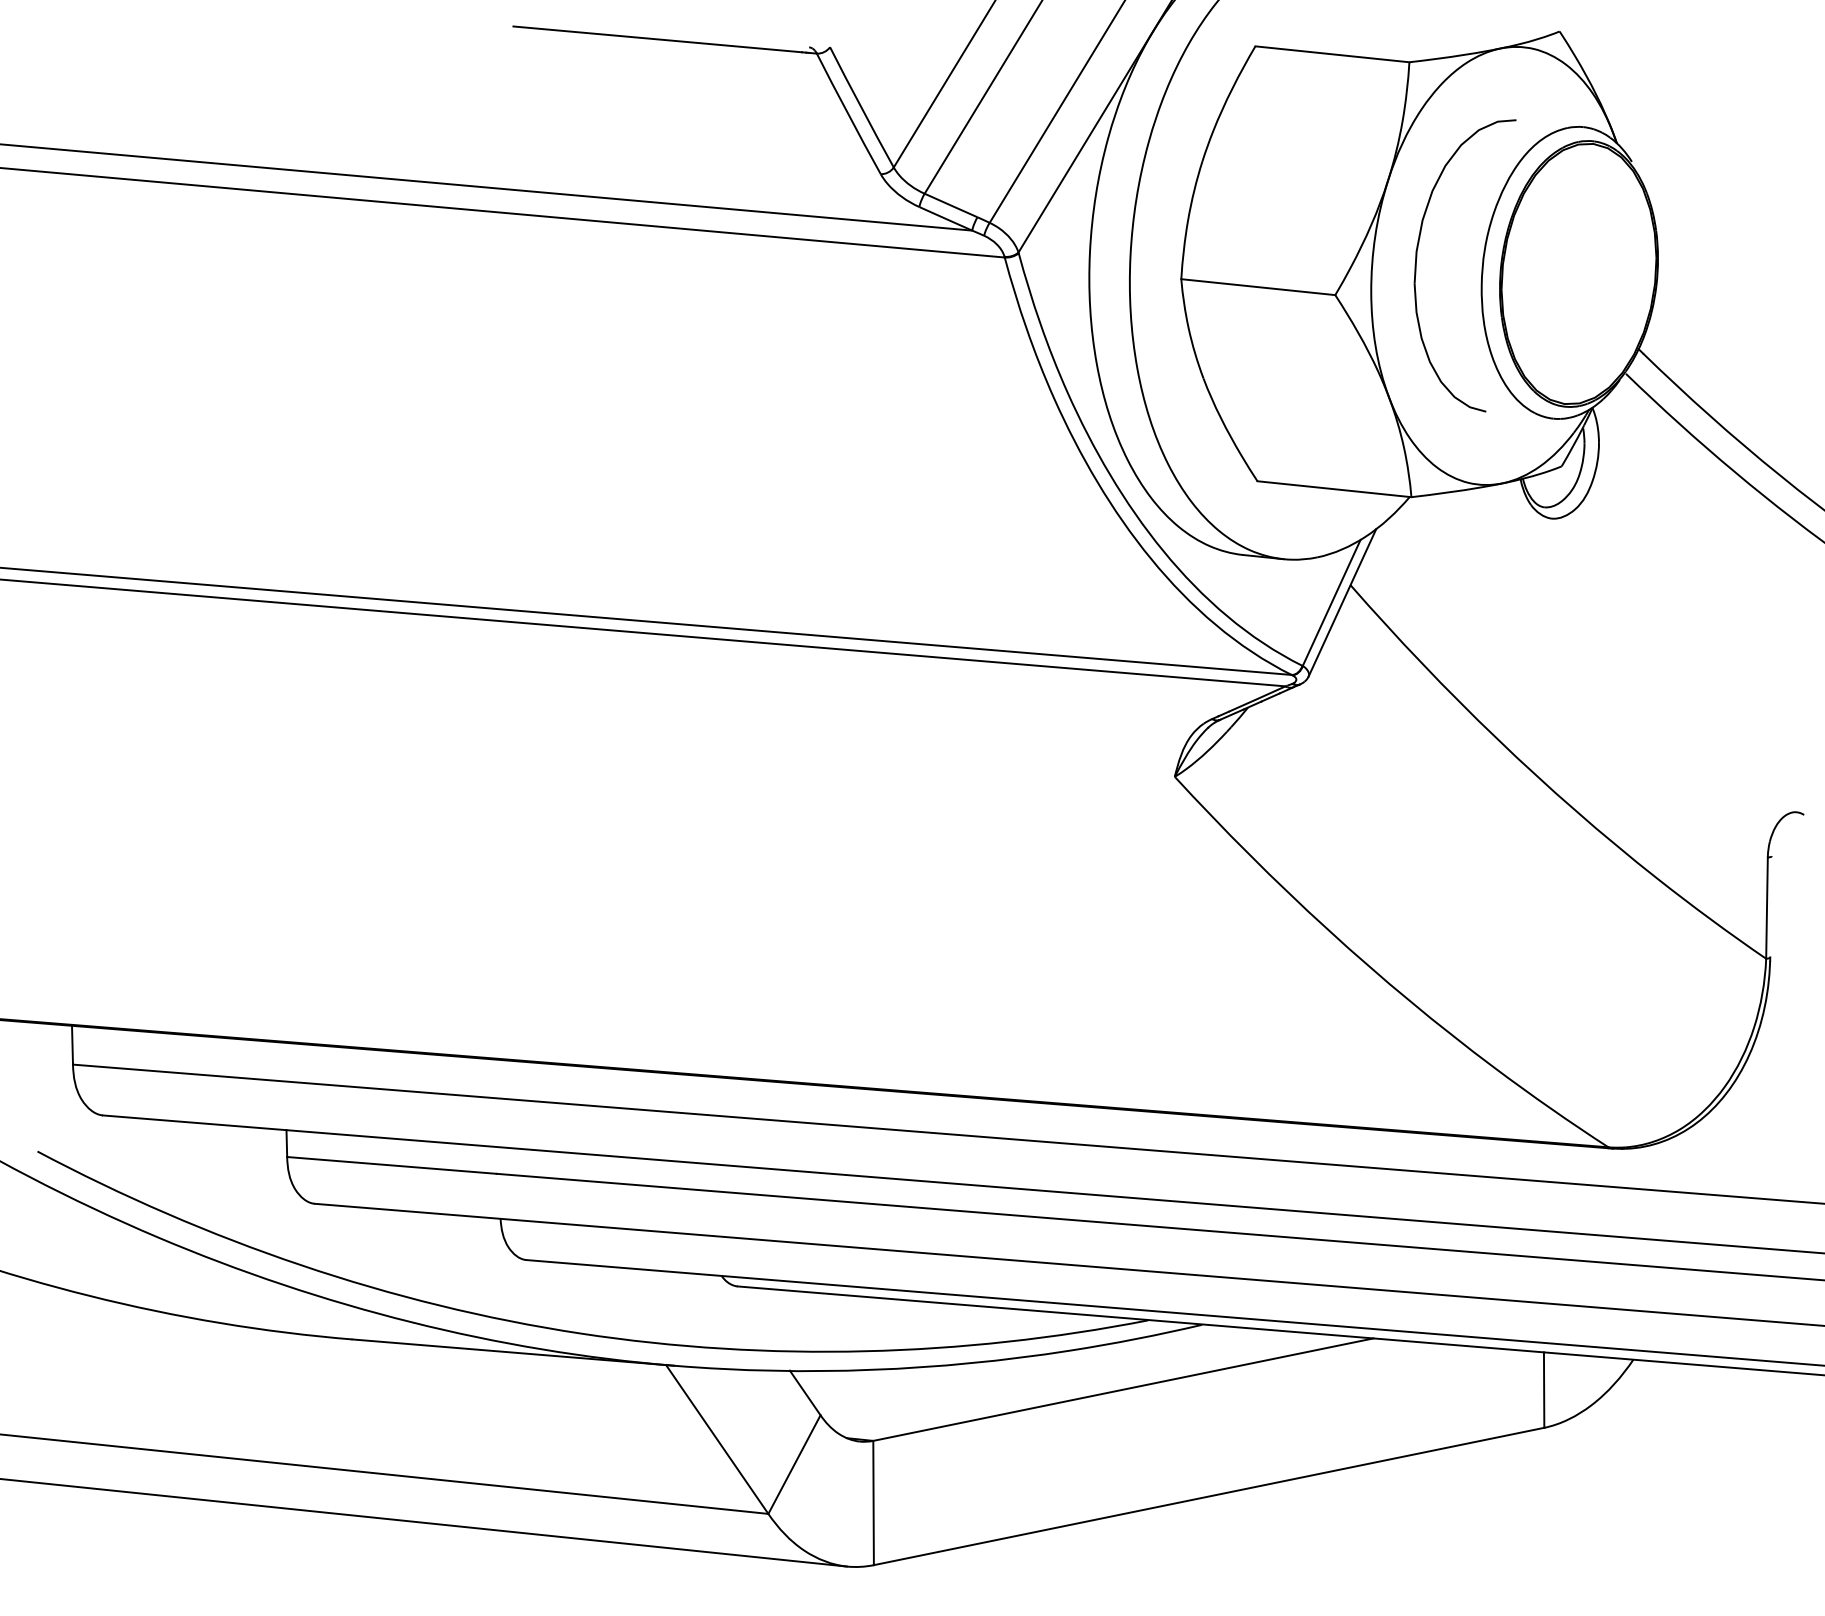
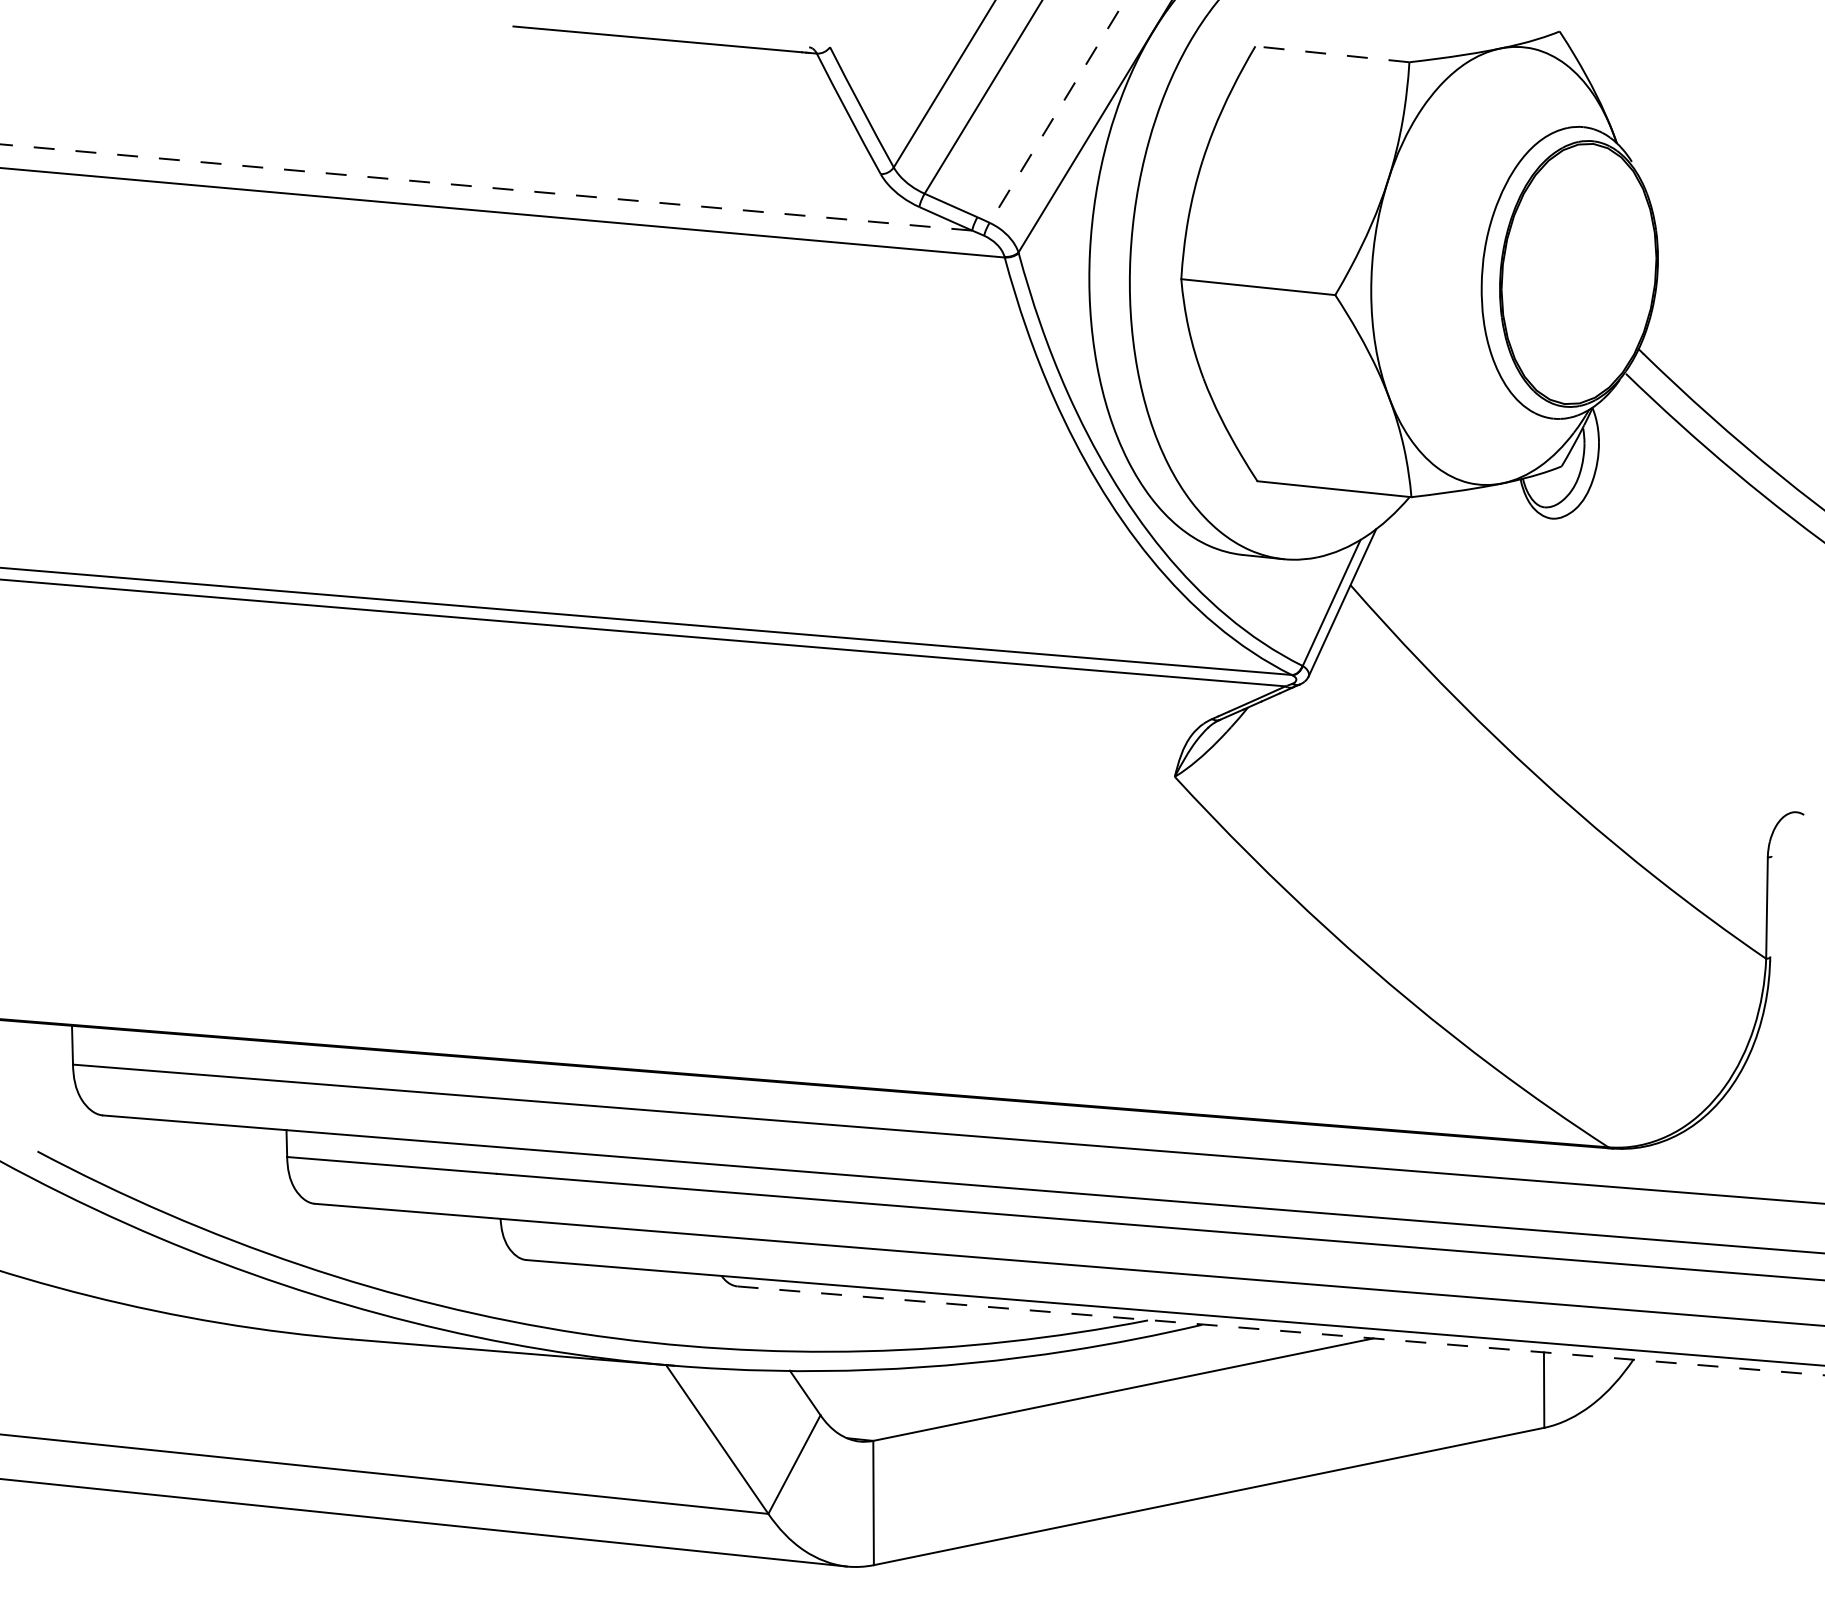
line: solid -> dashed (1331, 54)
line: solid -> dashed (1057, 111)
line: solid -> dashed (486, 187)
part: present -> none (1417, 258)
line: solid -> dashed (1281, 1330)
